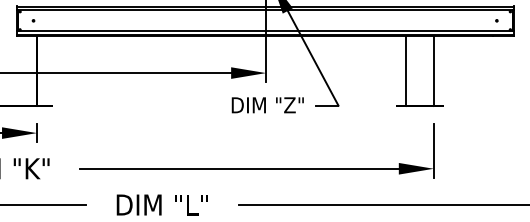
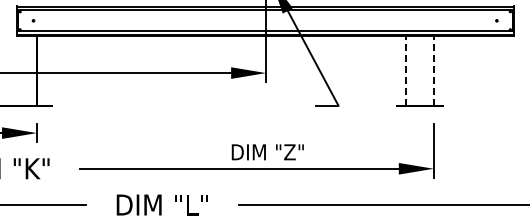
line: solid -> dashed (406, 70)
line: solid -> dashed (433, 70)
text position: (267, 105) -> (267, 152) (267, 152)
